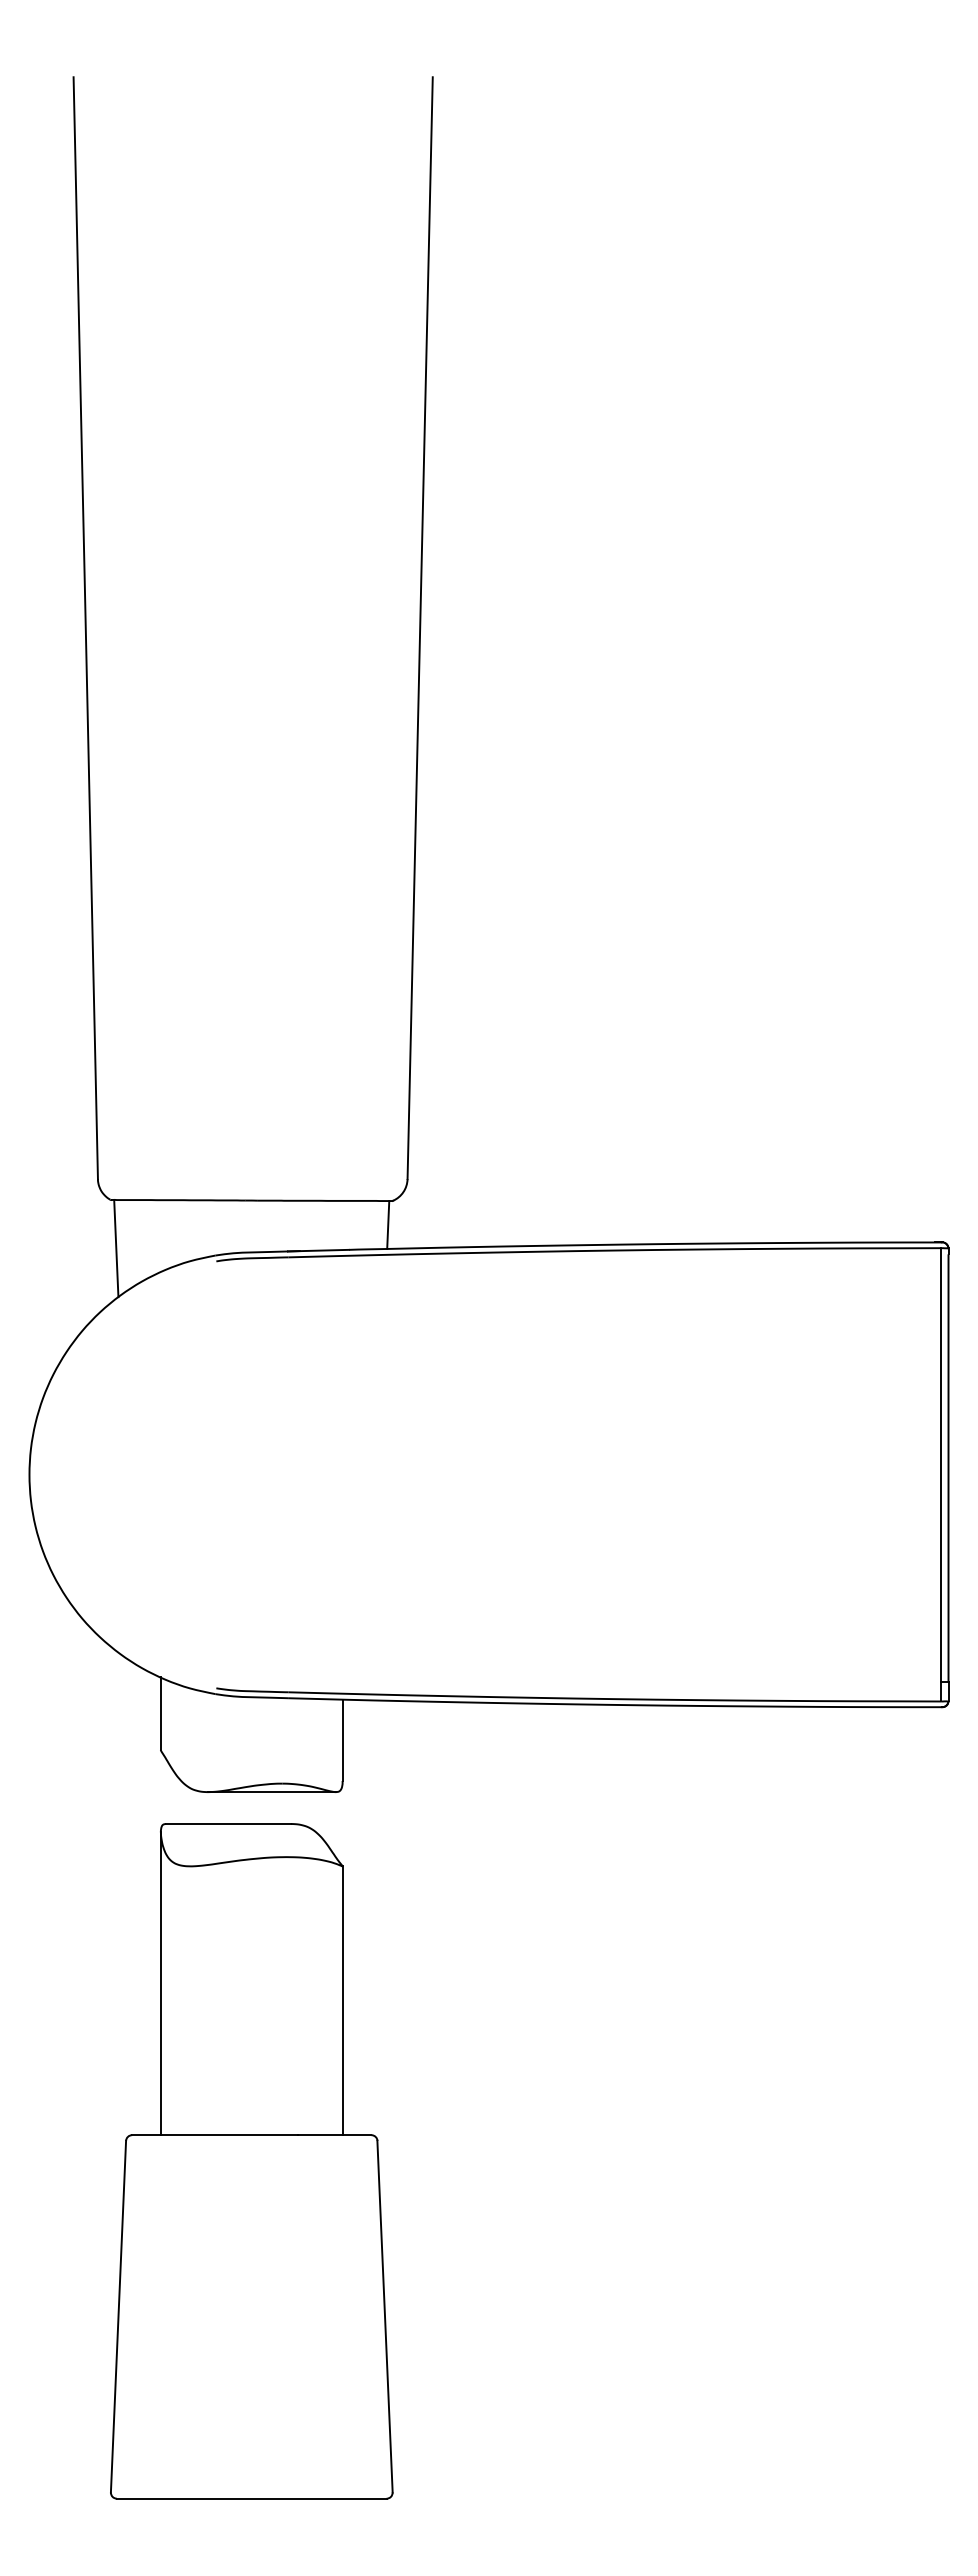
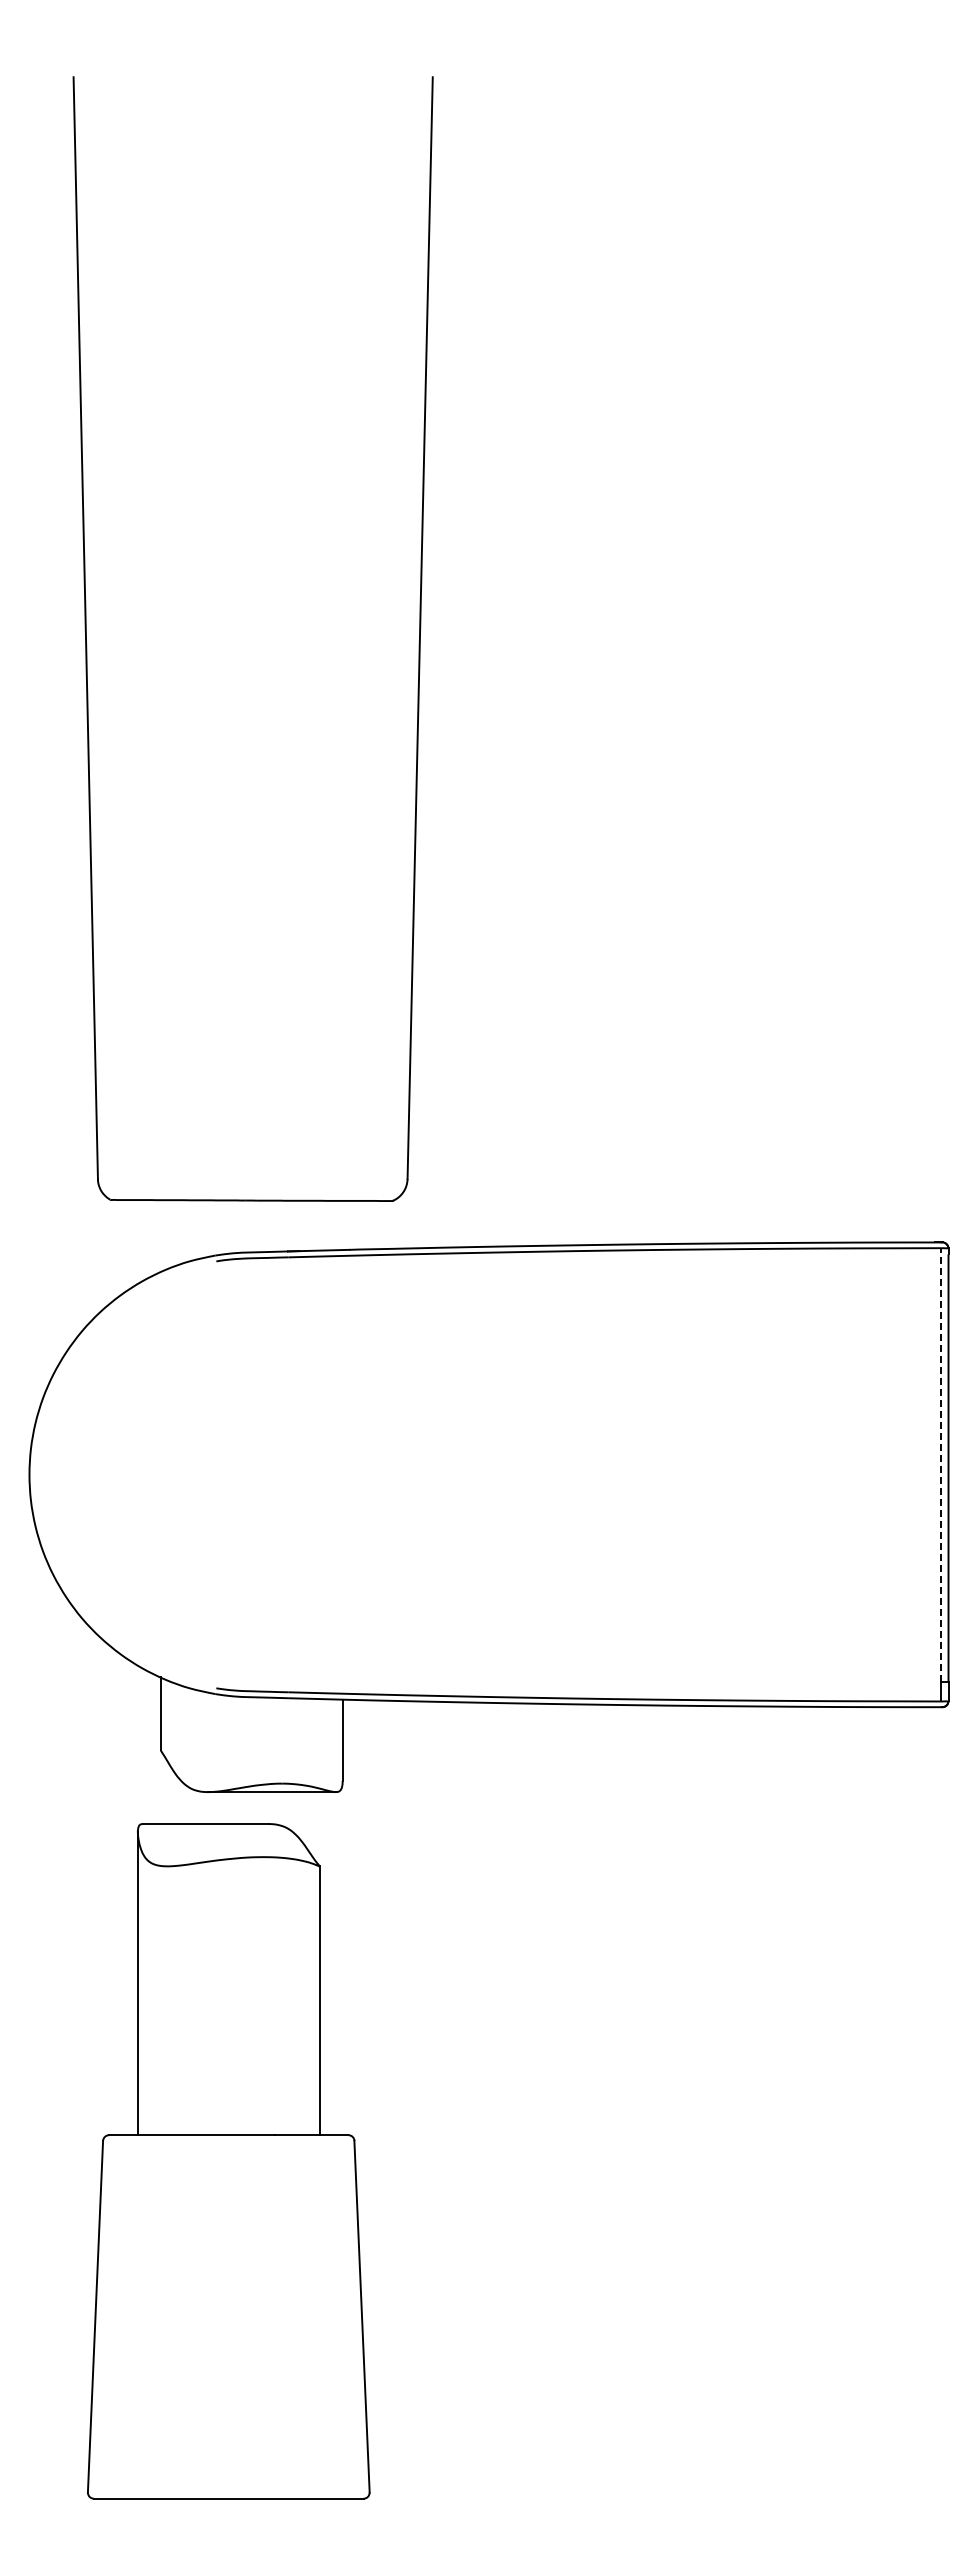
line: present -> none (388, 1224)
line: present -> none (116, 1248)
line: solid -> dashed (941, 1464)
part position: (251, 2161) -> (228, 2161) (228, 2161)
